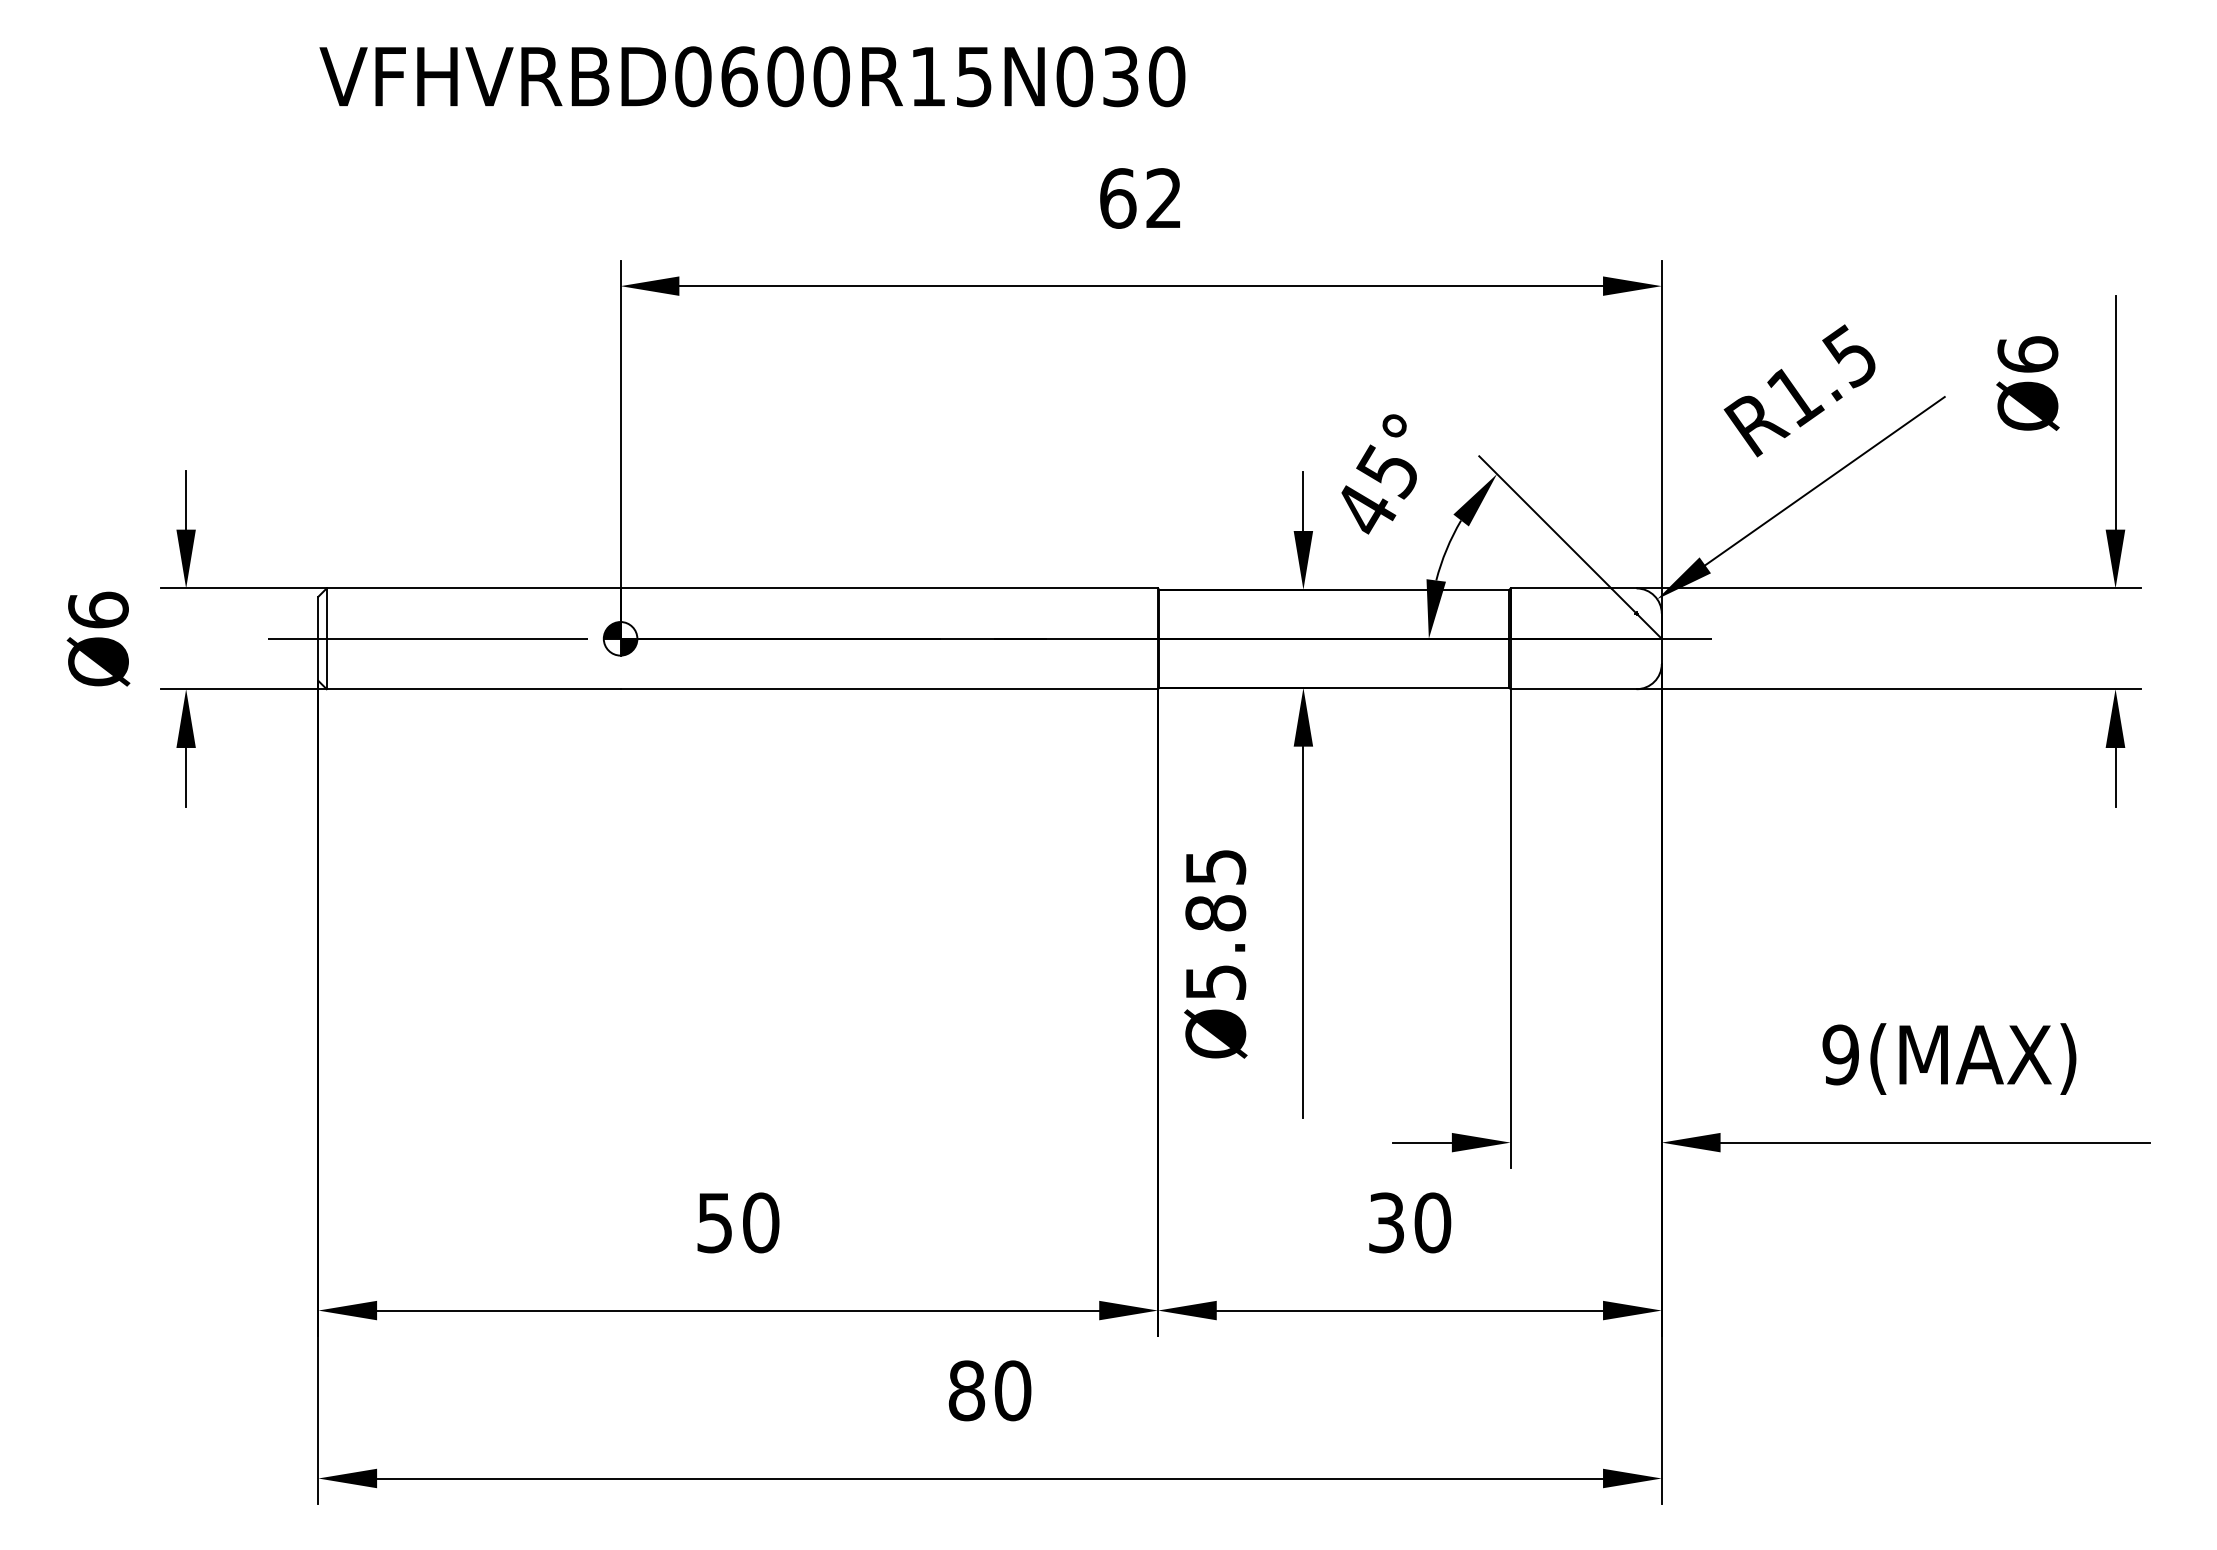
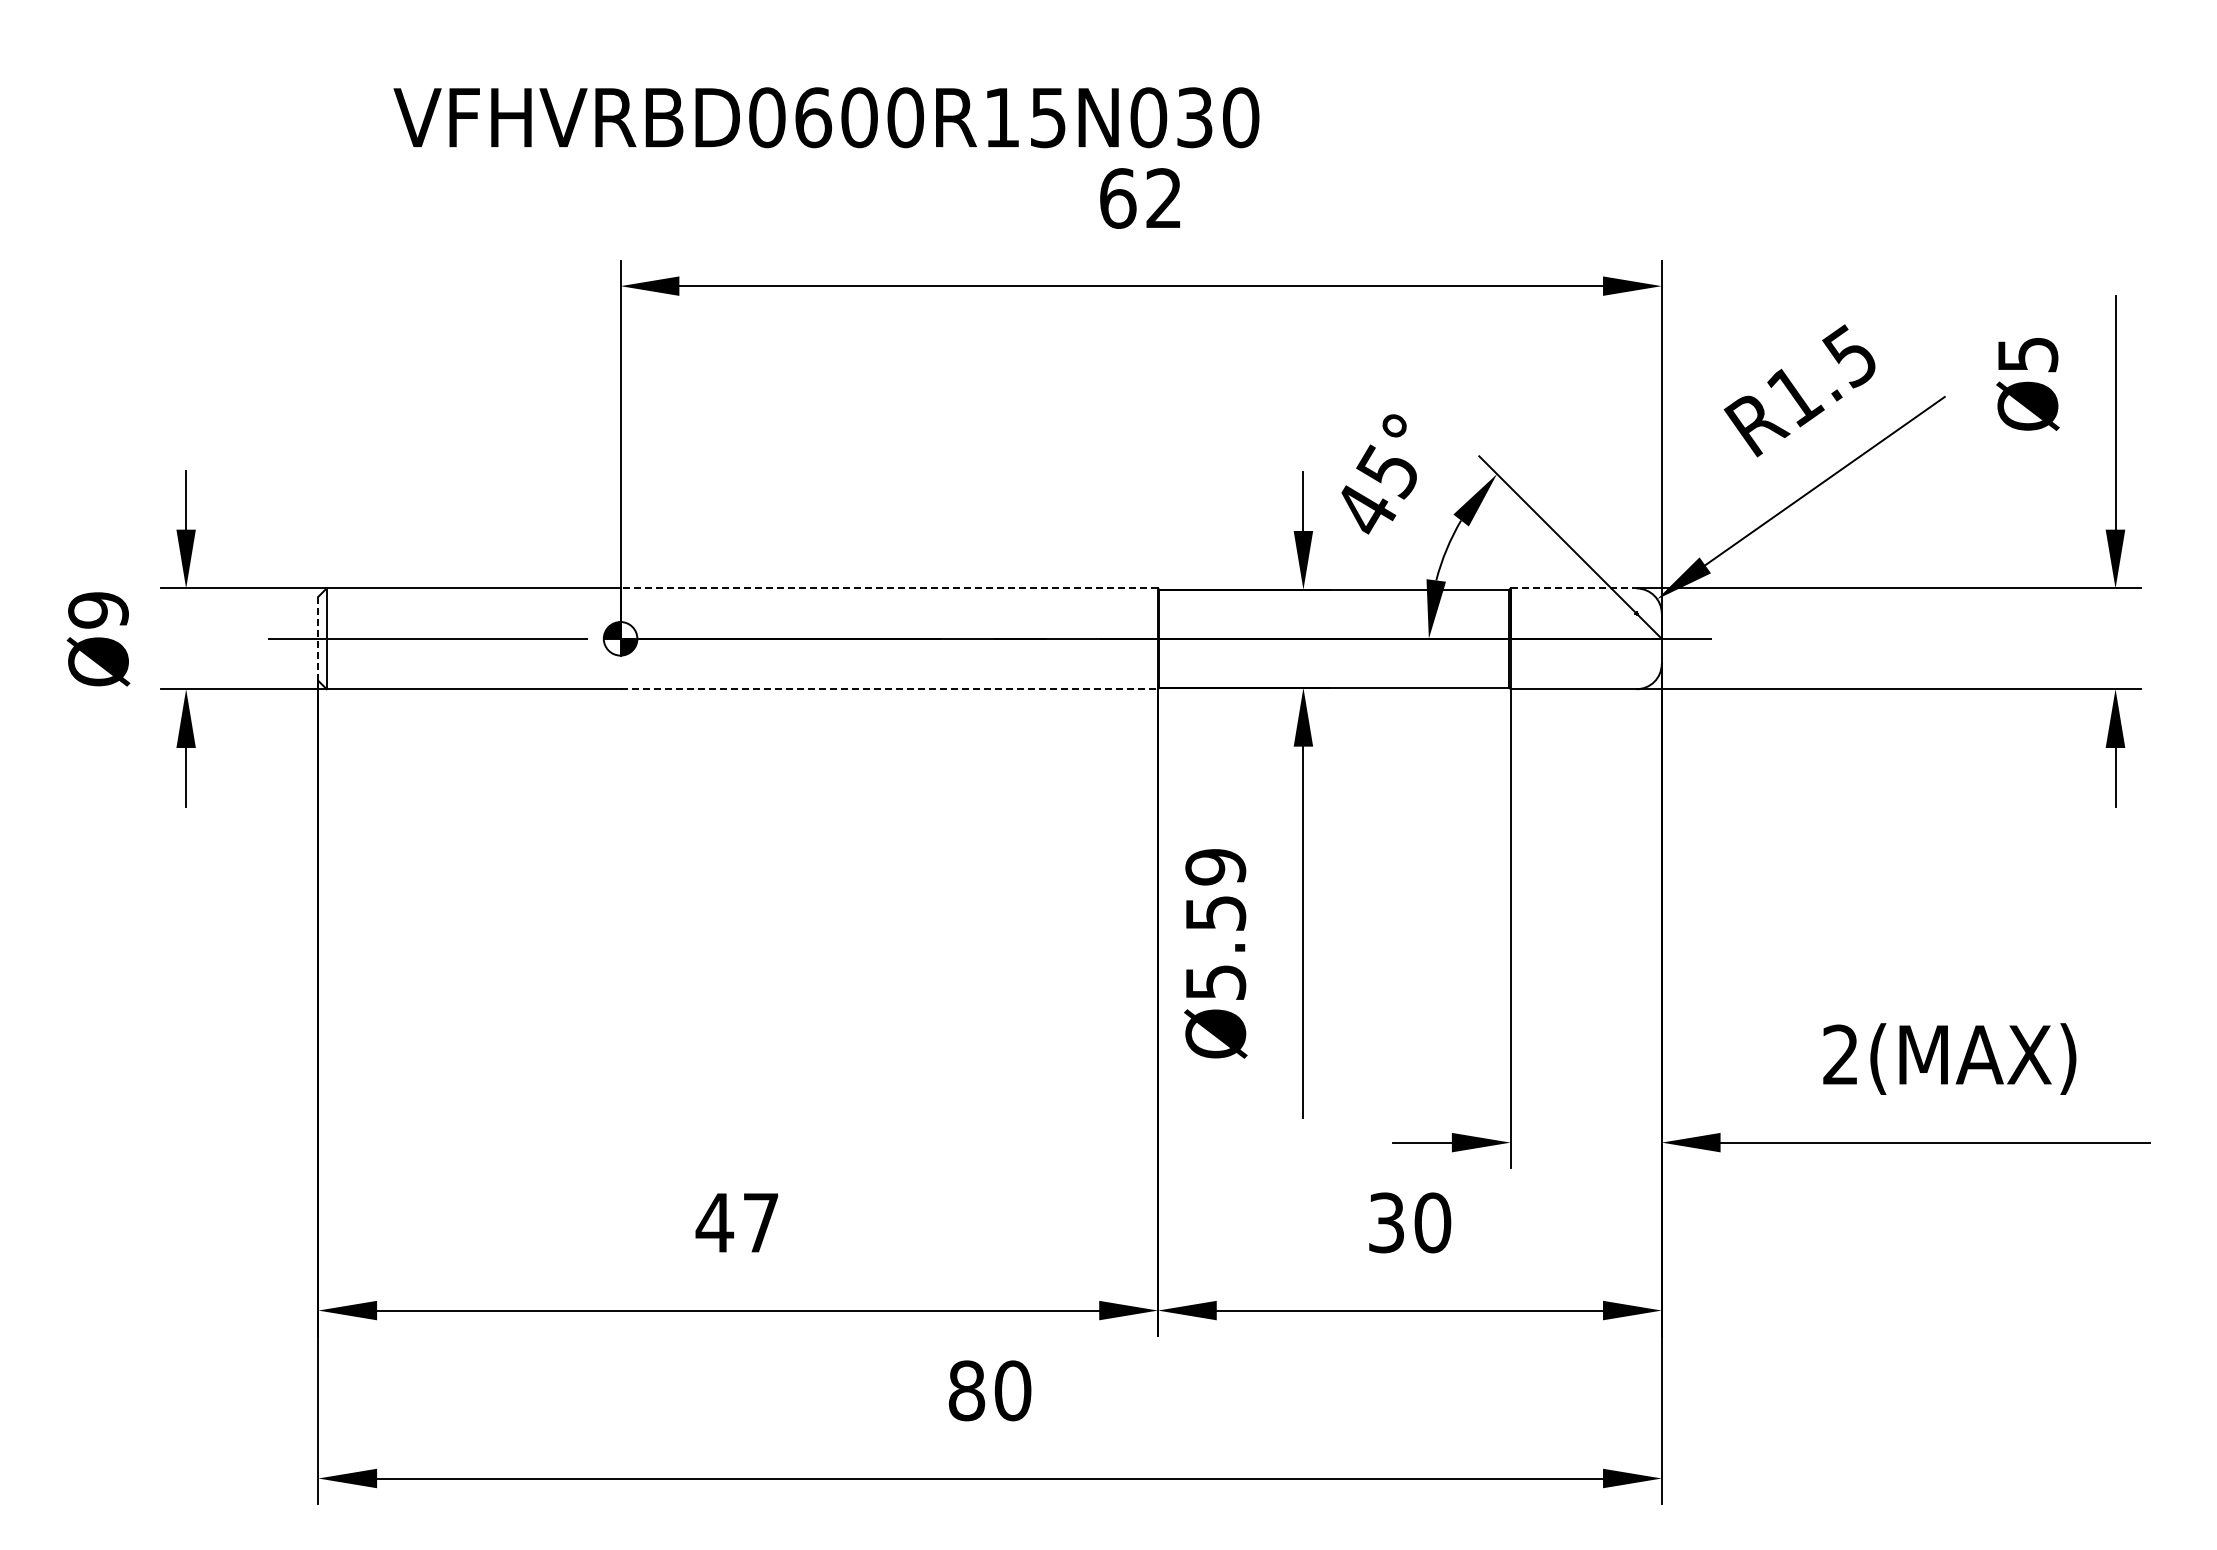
text position: (752, 76) -> (826, 117) (826, 117)
text: Ø6 -> Ø5 (2027, 354)
line: solid -> dashed (889, 588)
line: solid -> dashed (1573, 588)
text: Ø6 -> Ø9 (98, 609)
line: solid -> dashed (318, 638)
line: solid -> dashed (889, 689)
text: Ø5.85 -> Ø5.59 (1215, 890)
text: 9(MAX) -> 2(MAX) (1840, 1054)
text: 50 -> 47 (737, 1222)
